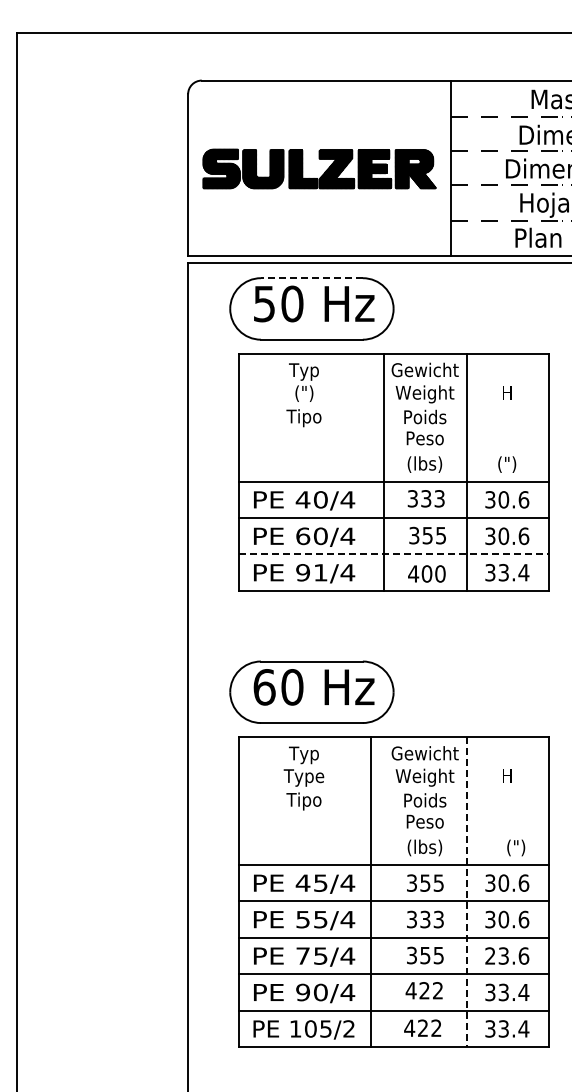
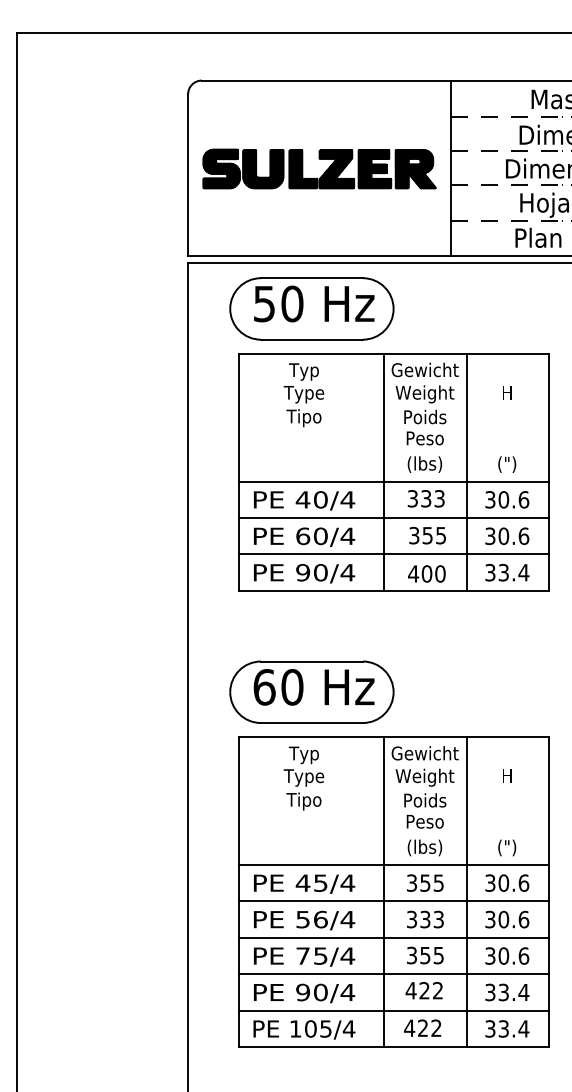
line: dashed -> solid (311, 278)
text: (") -> Type (303, 394)
line: dashed -> solid (394, 554)
text: 91/4 -> 90/4 (320, 572)
text position: (516, 847) -> (507, 847) (507, 847)
line position: (371, 892) -> (384, 892) (384, 892)
line: dashed -> solid (466, 892)
text: 55/4 -> 56/4 (320, 919)
text: 23.6 -> 30.6 (497, 955)
text: 105/2 -> 105/4 (348, 1028)
